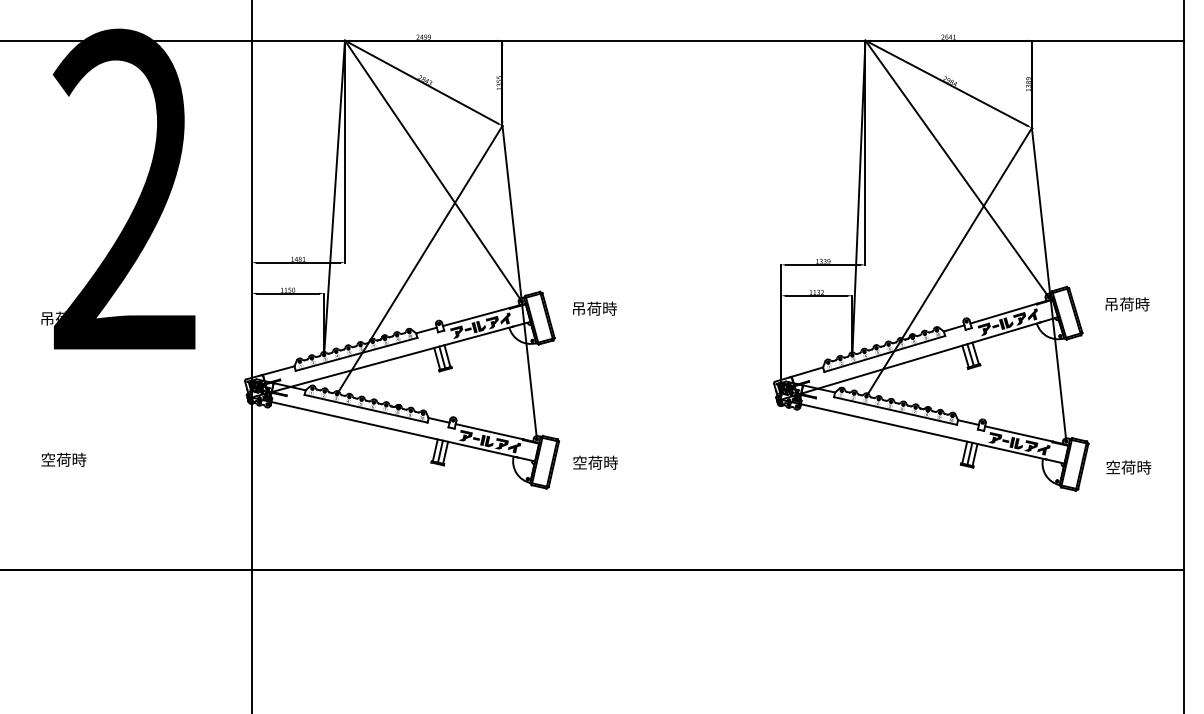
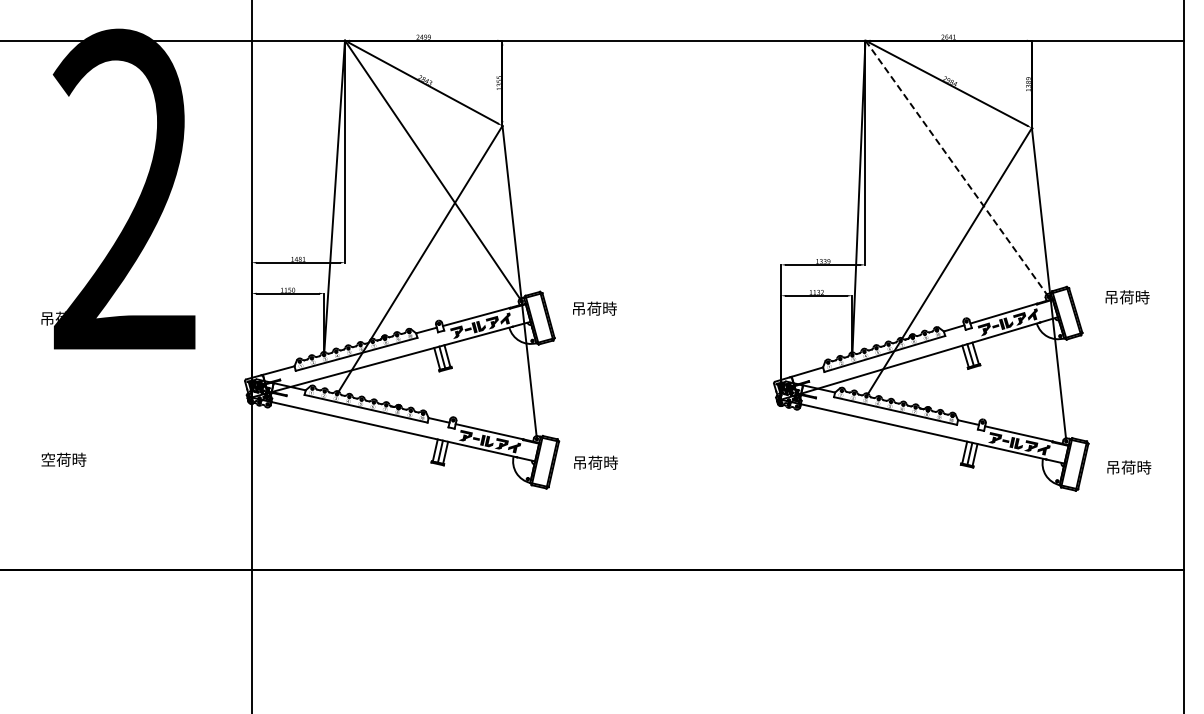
line: solid -> dashed (957, 168)
text position: (1127, 304) -> (1127, 297) (1127, 297)
text: 空荷時 -> 吊荷時 (579, 462)
text: 空荷時 -> 吊荷時 (1112, 467)
